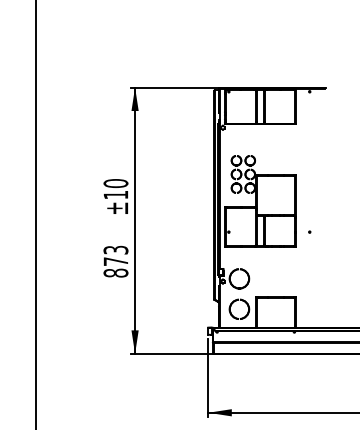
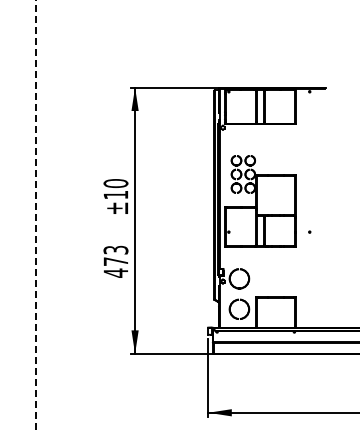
line: solid -> dashed (36, 215)
text: 873 -> 473 (115, 272)
